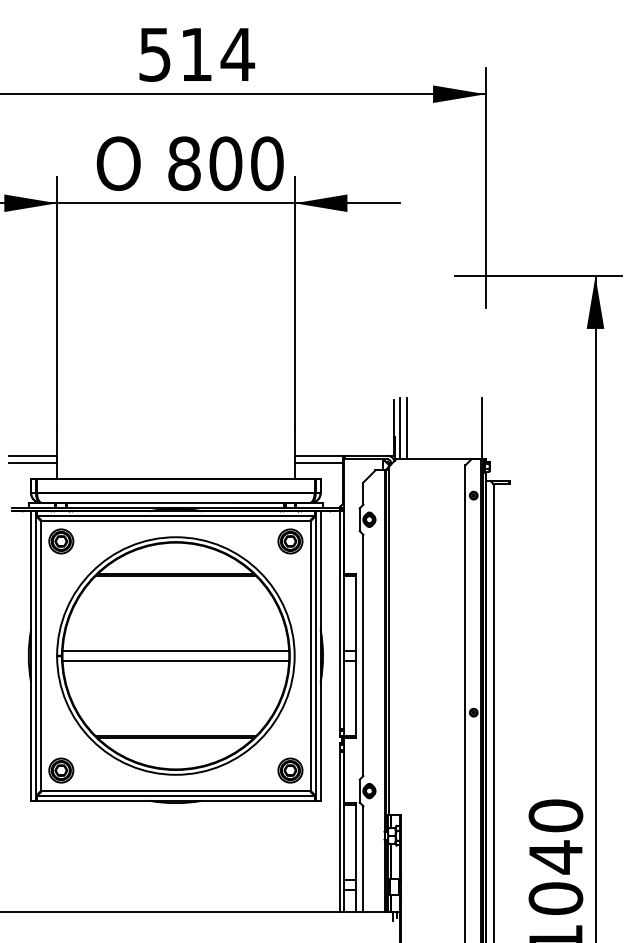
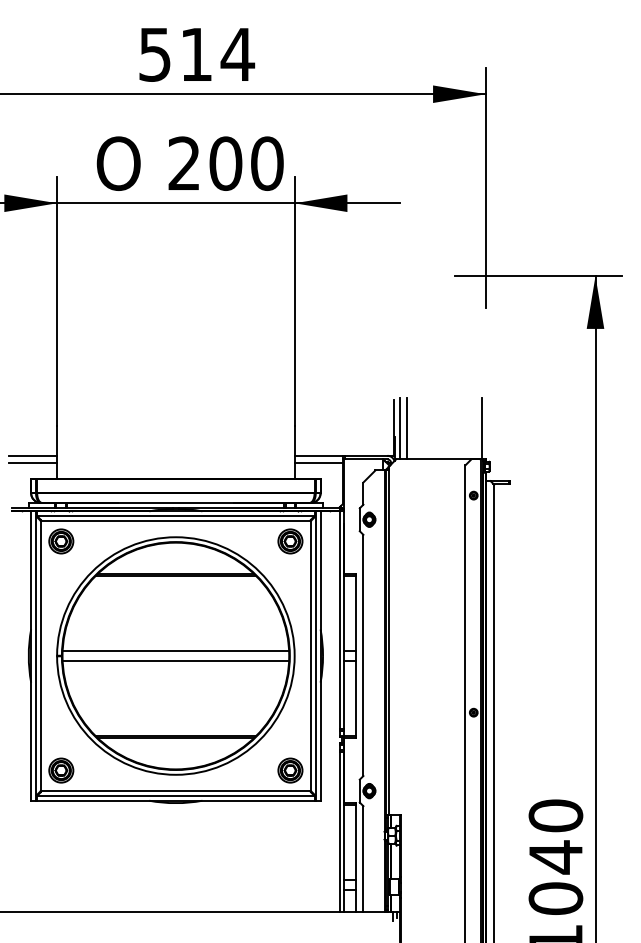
text: 800 -> 200 (184, 163)
